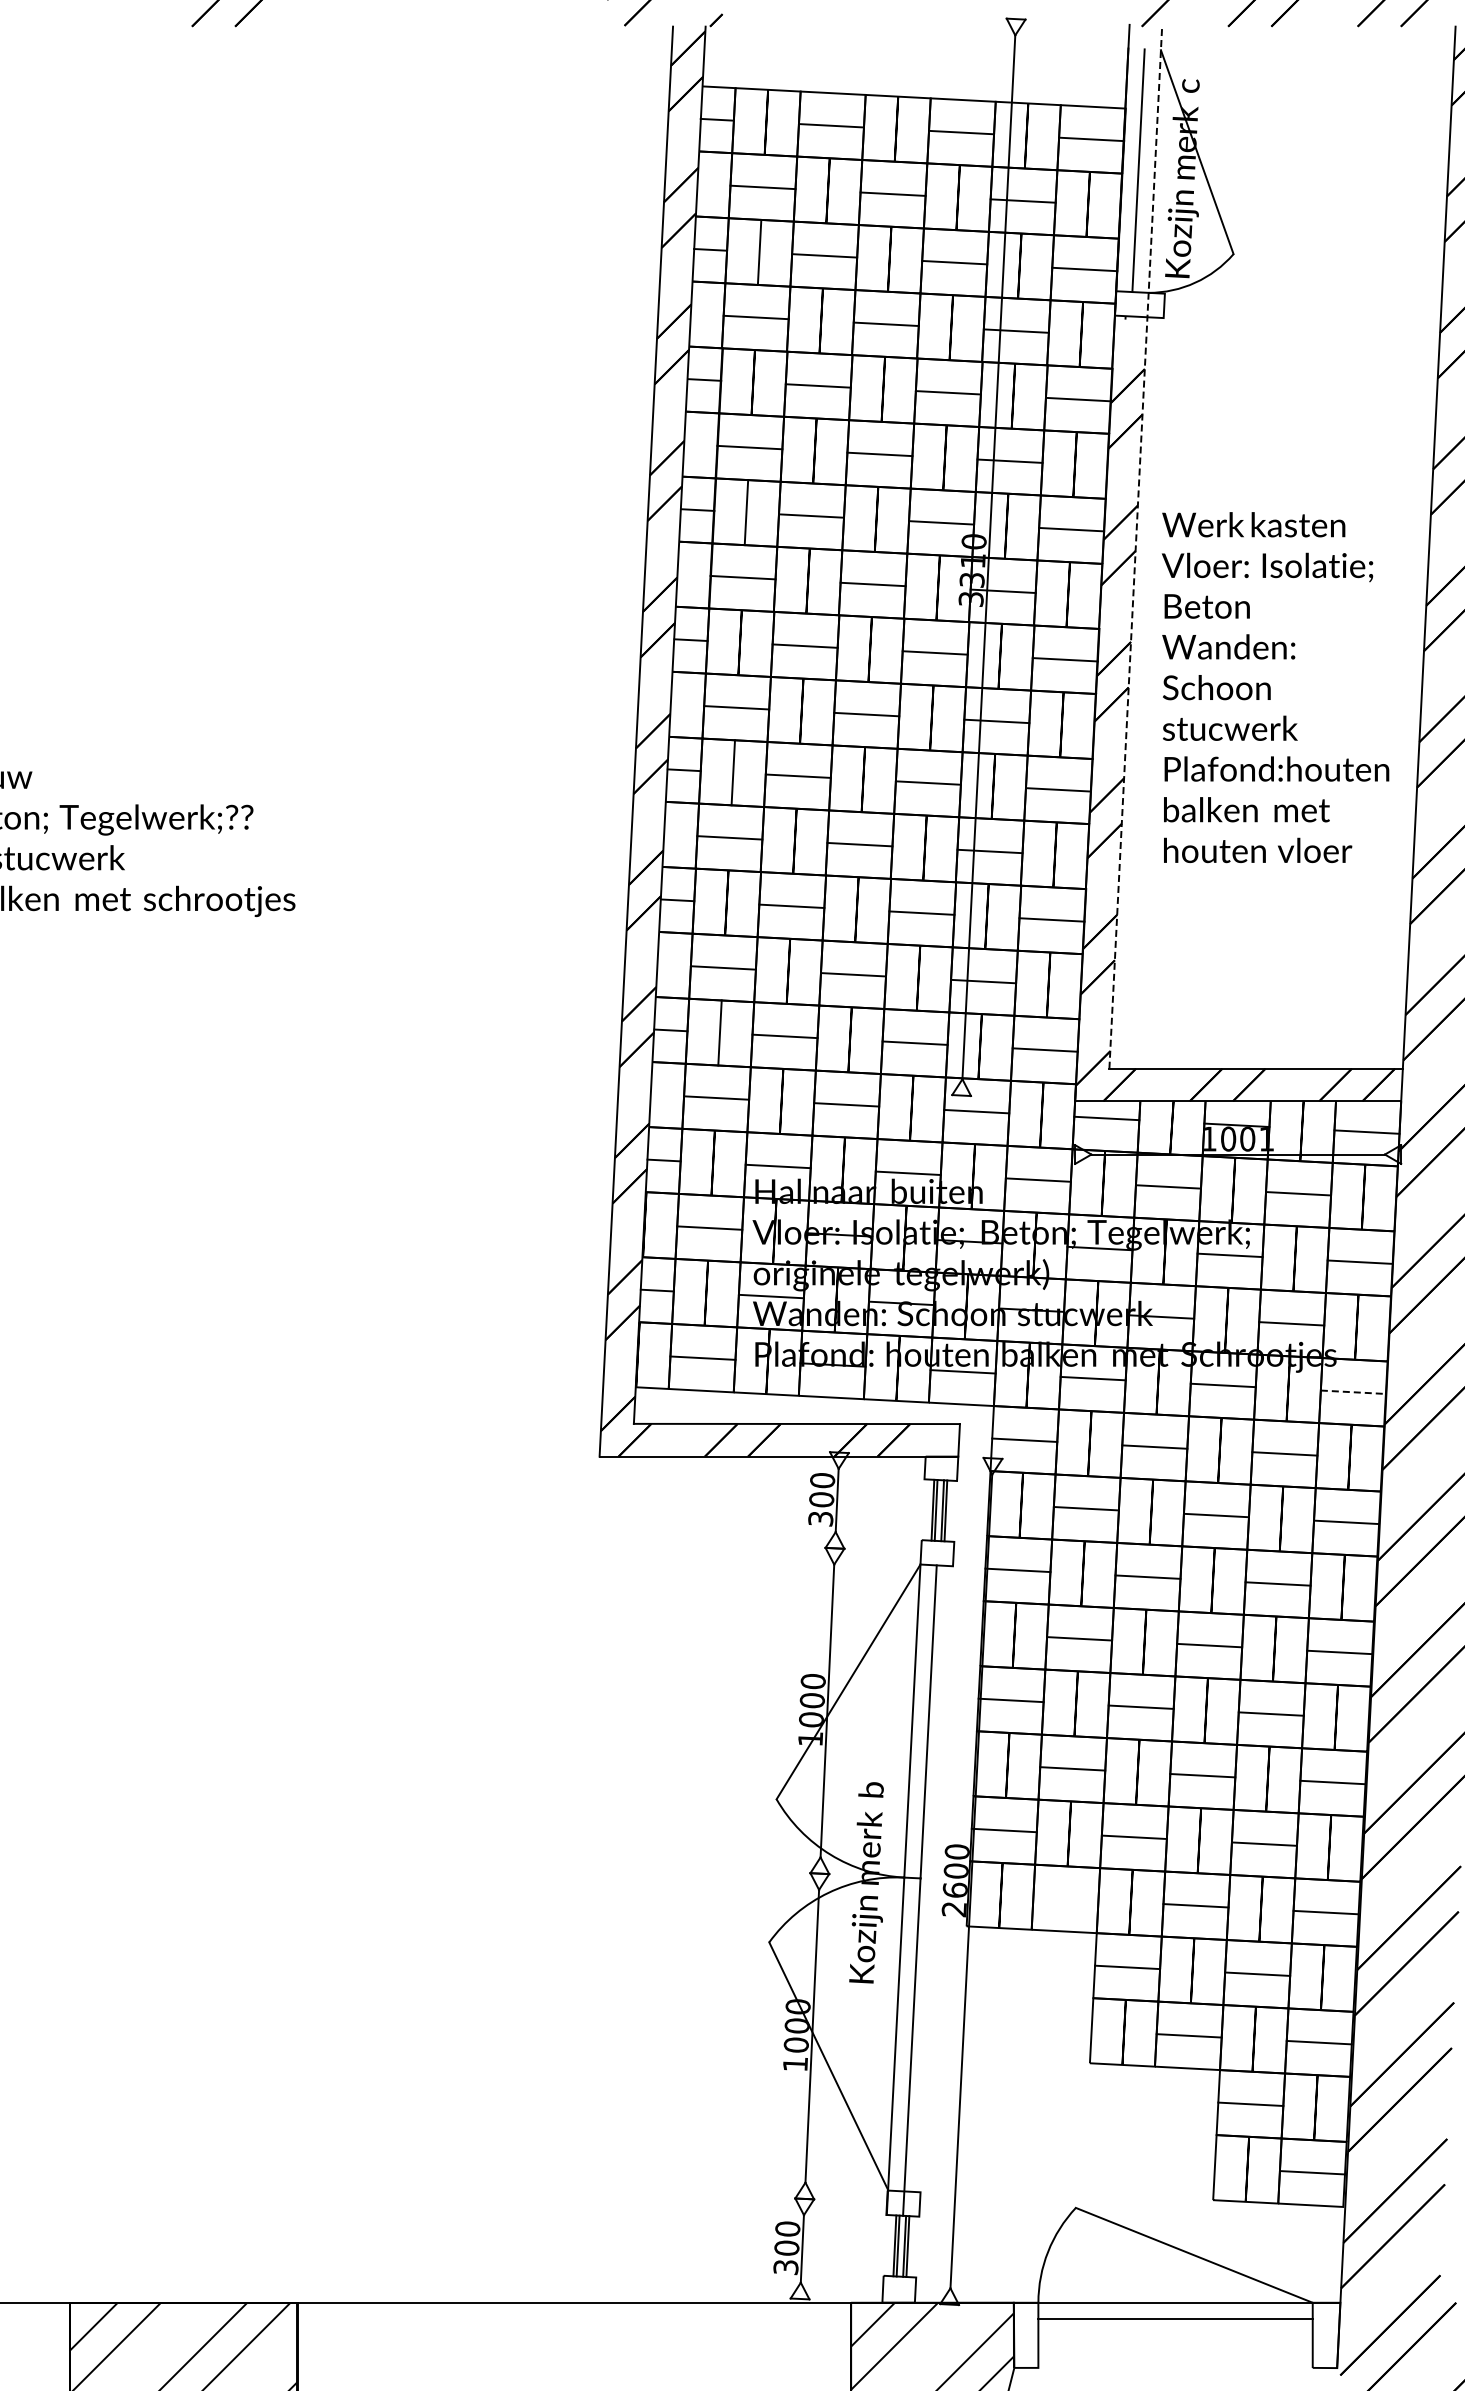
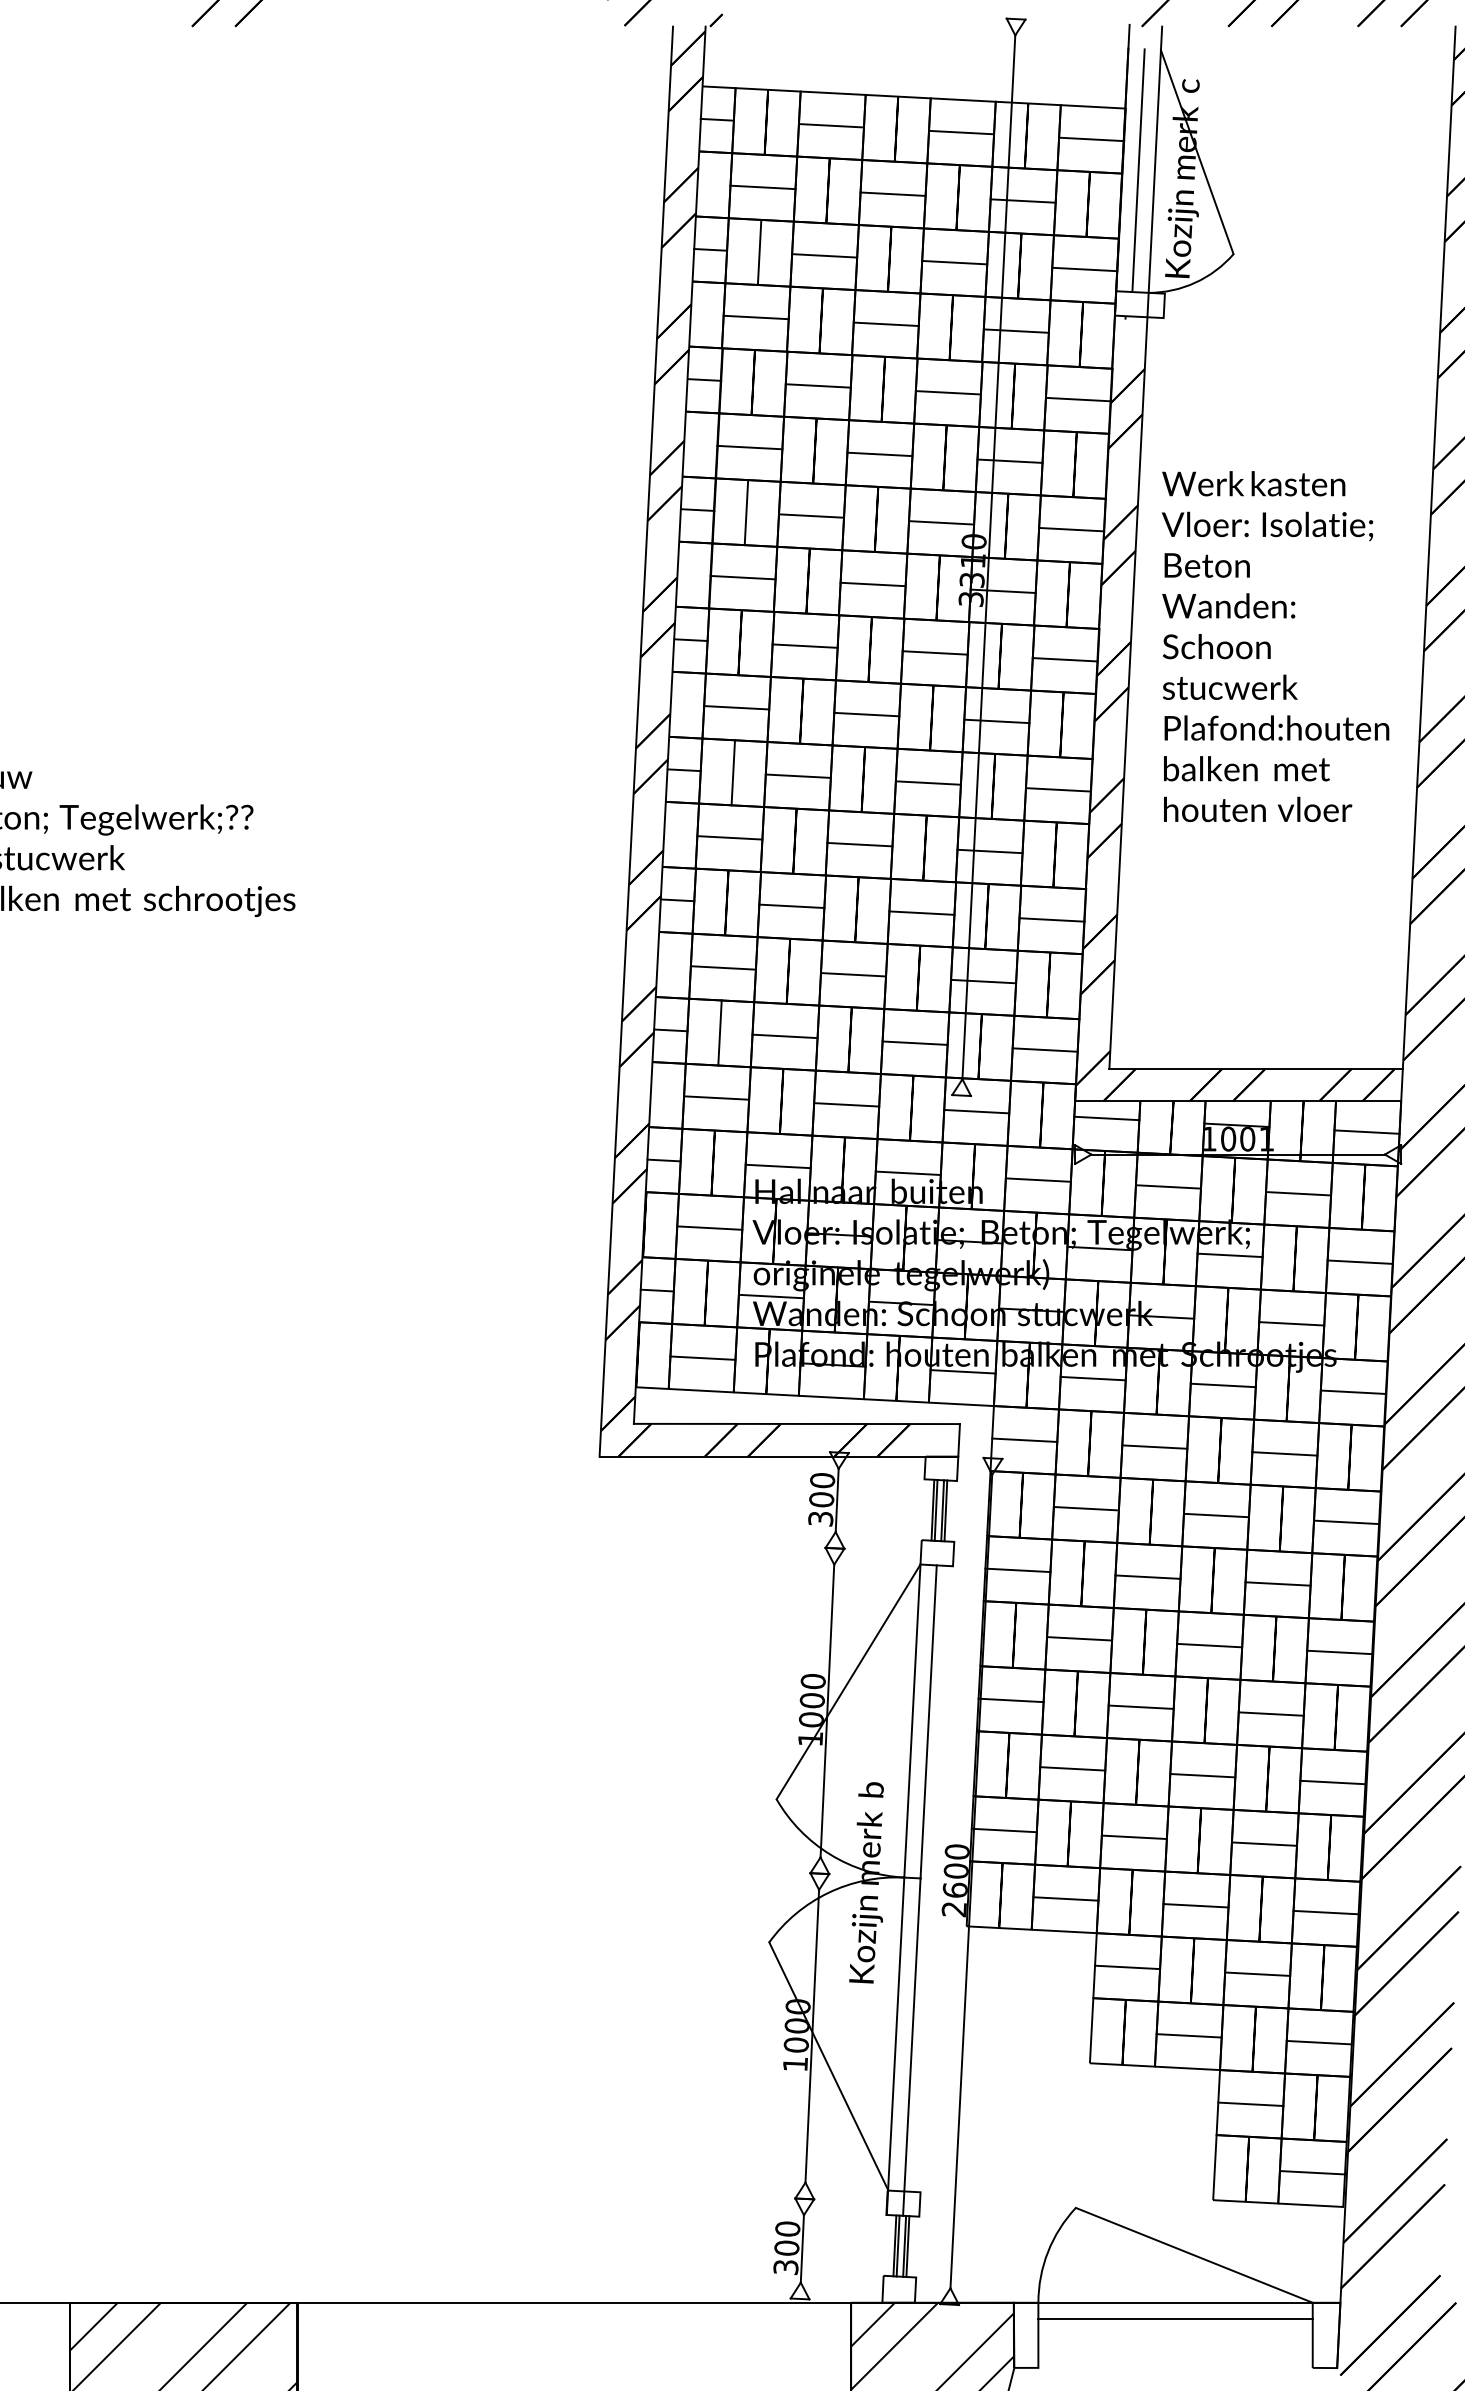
line: dashed -> solid (1135, 547)
text position: (1275, 687) -> (1275, 646) (1275, 646)
line: dashed -> solid (1353, 1392)
line: none -> present (1065, 1898)
